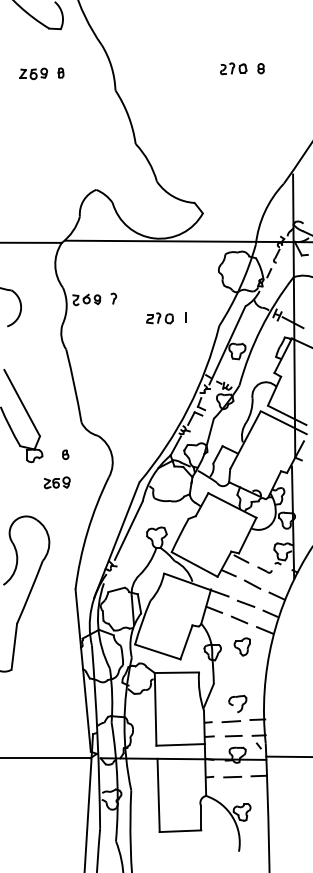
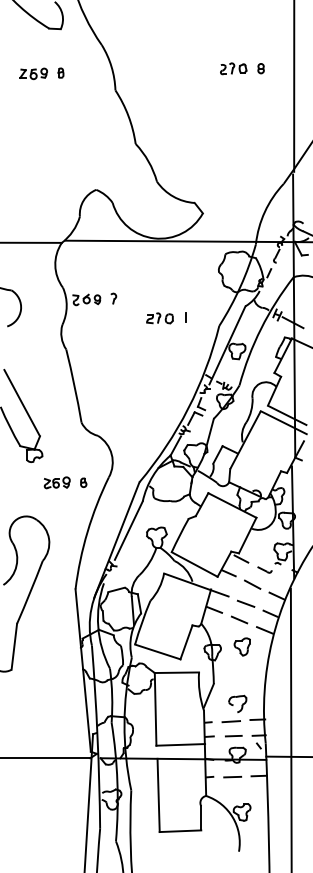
line: none -> present (294, 86)
part position: (65, 454) -> (83, 482) (83, 482)
line: none -> present (290, 728)
